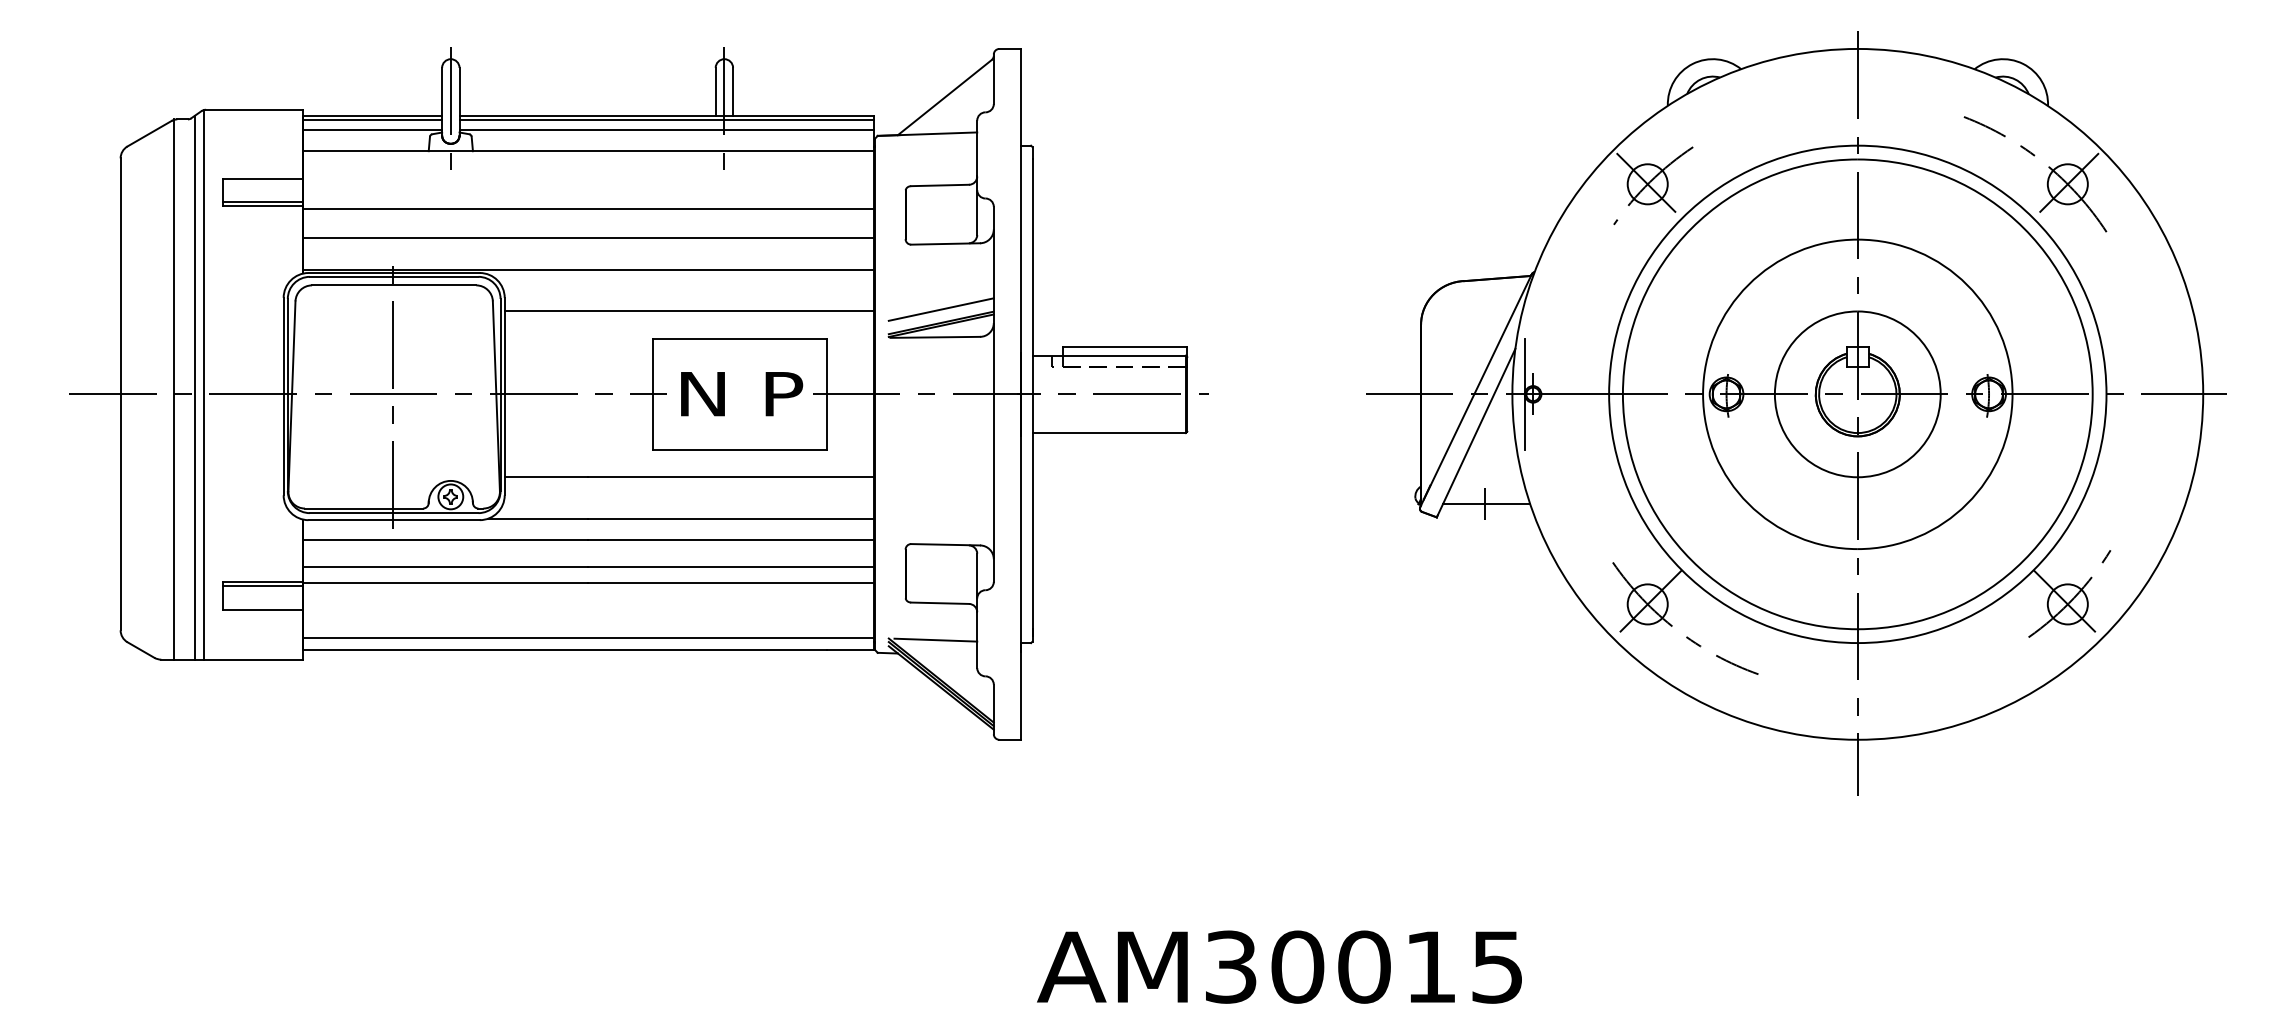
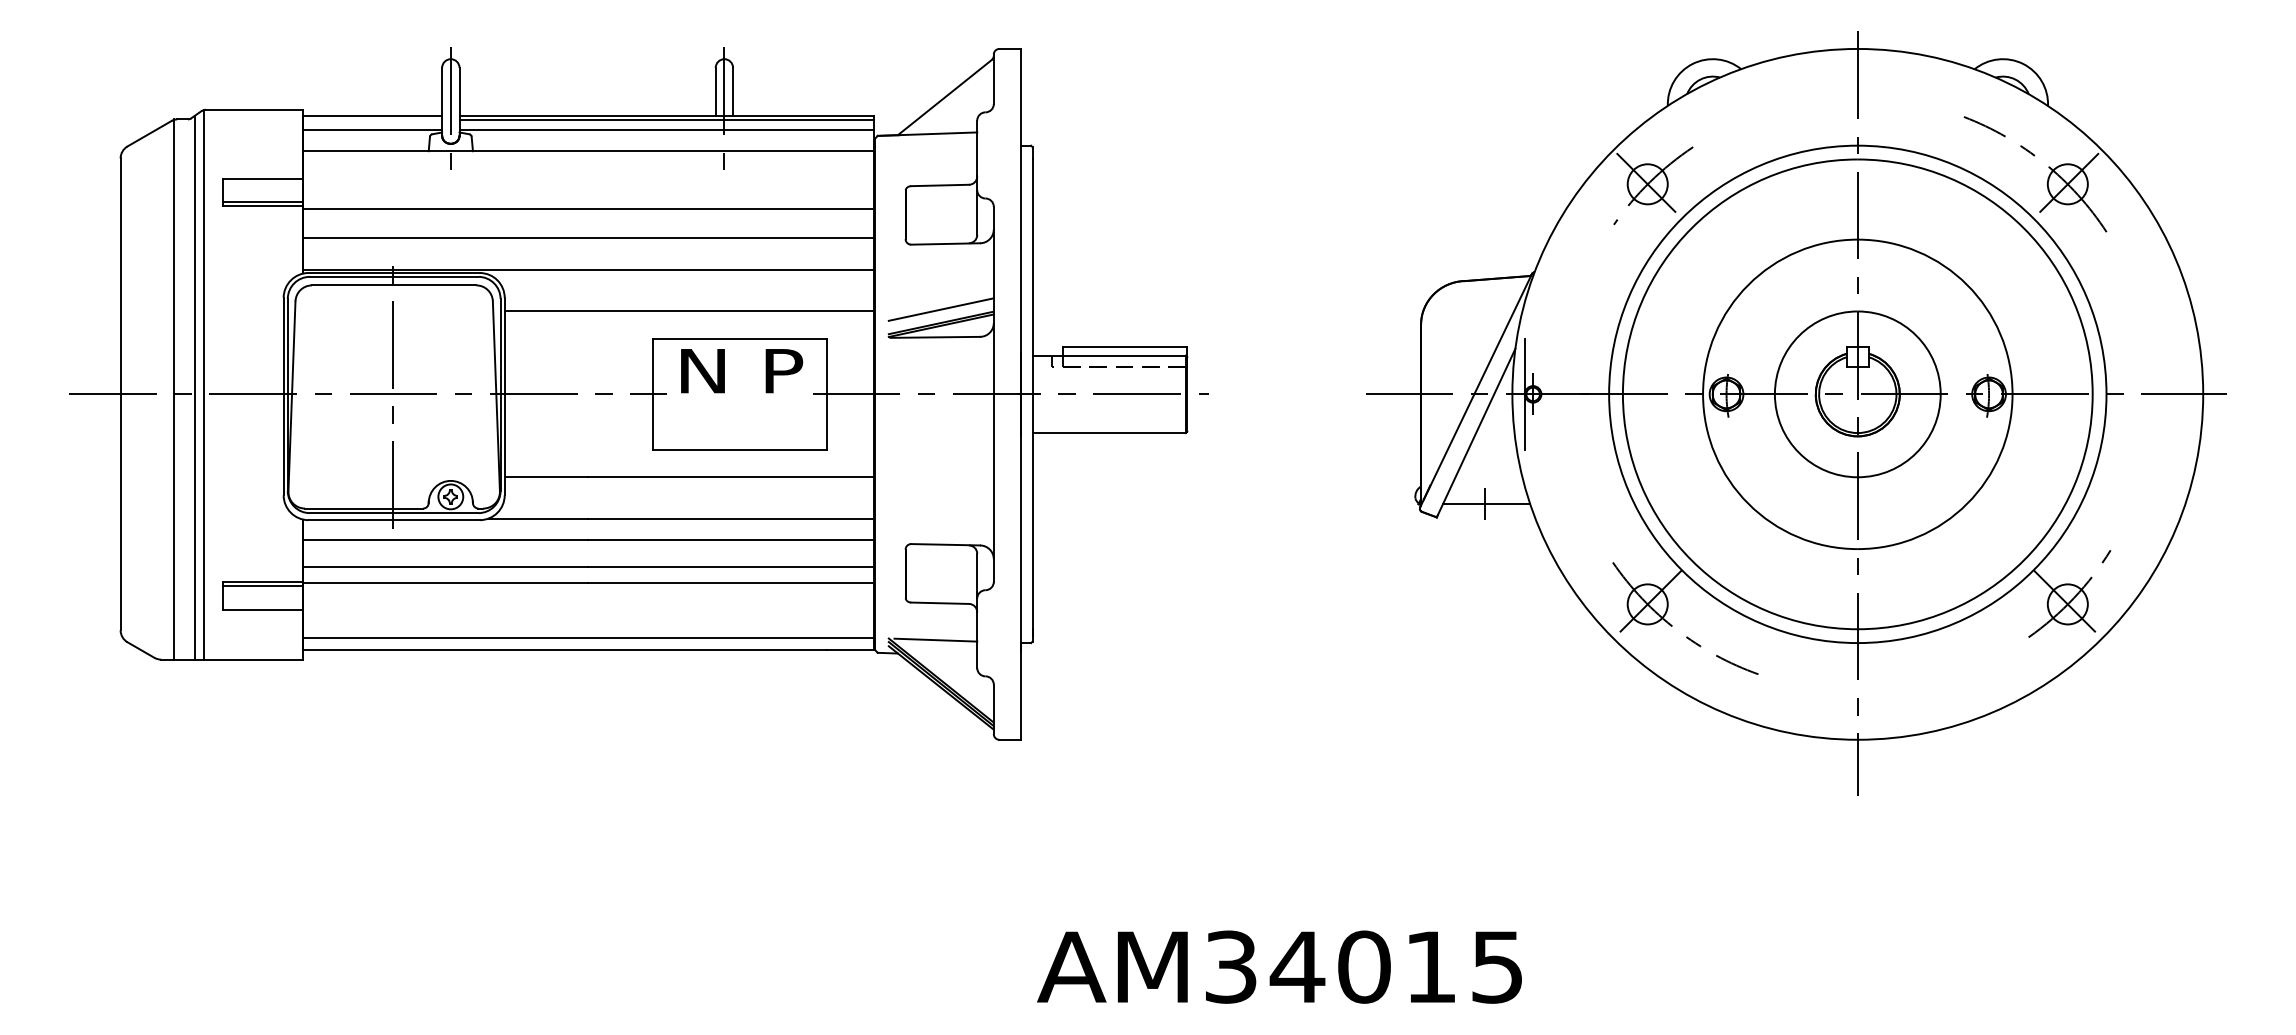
line: present -> none (372, 120)
text position: (742, 394) -> (742, 371) (742, 371)
text: AM30015 -> AM34015 (1297, 966)
